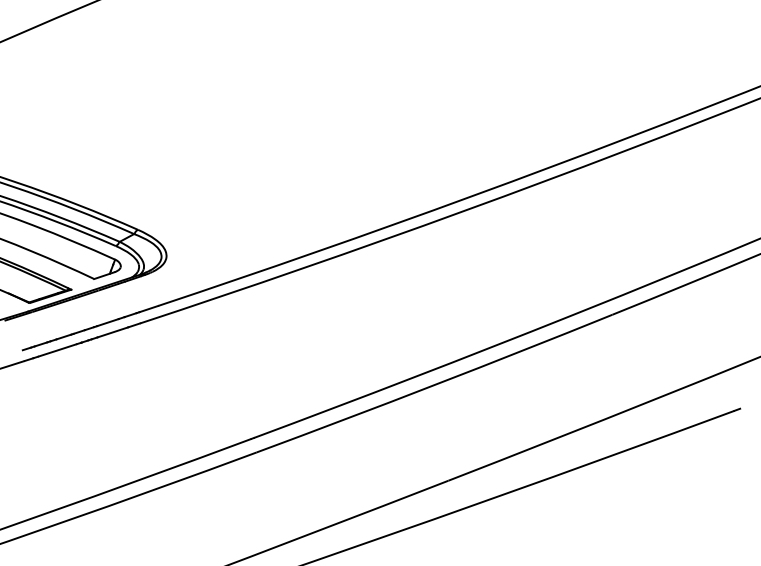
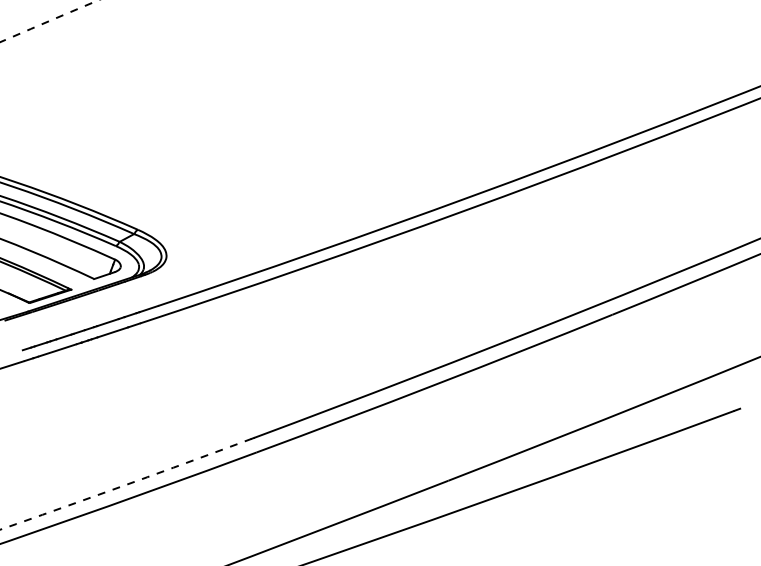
arc: solid -> dashed (48, 21)
arc: solid -> dashed (126, 484)
